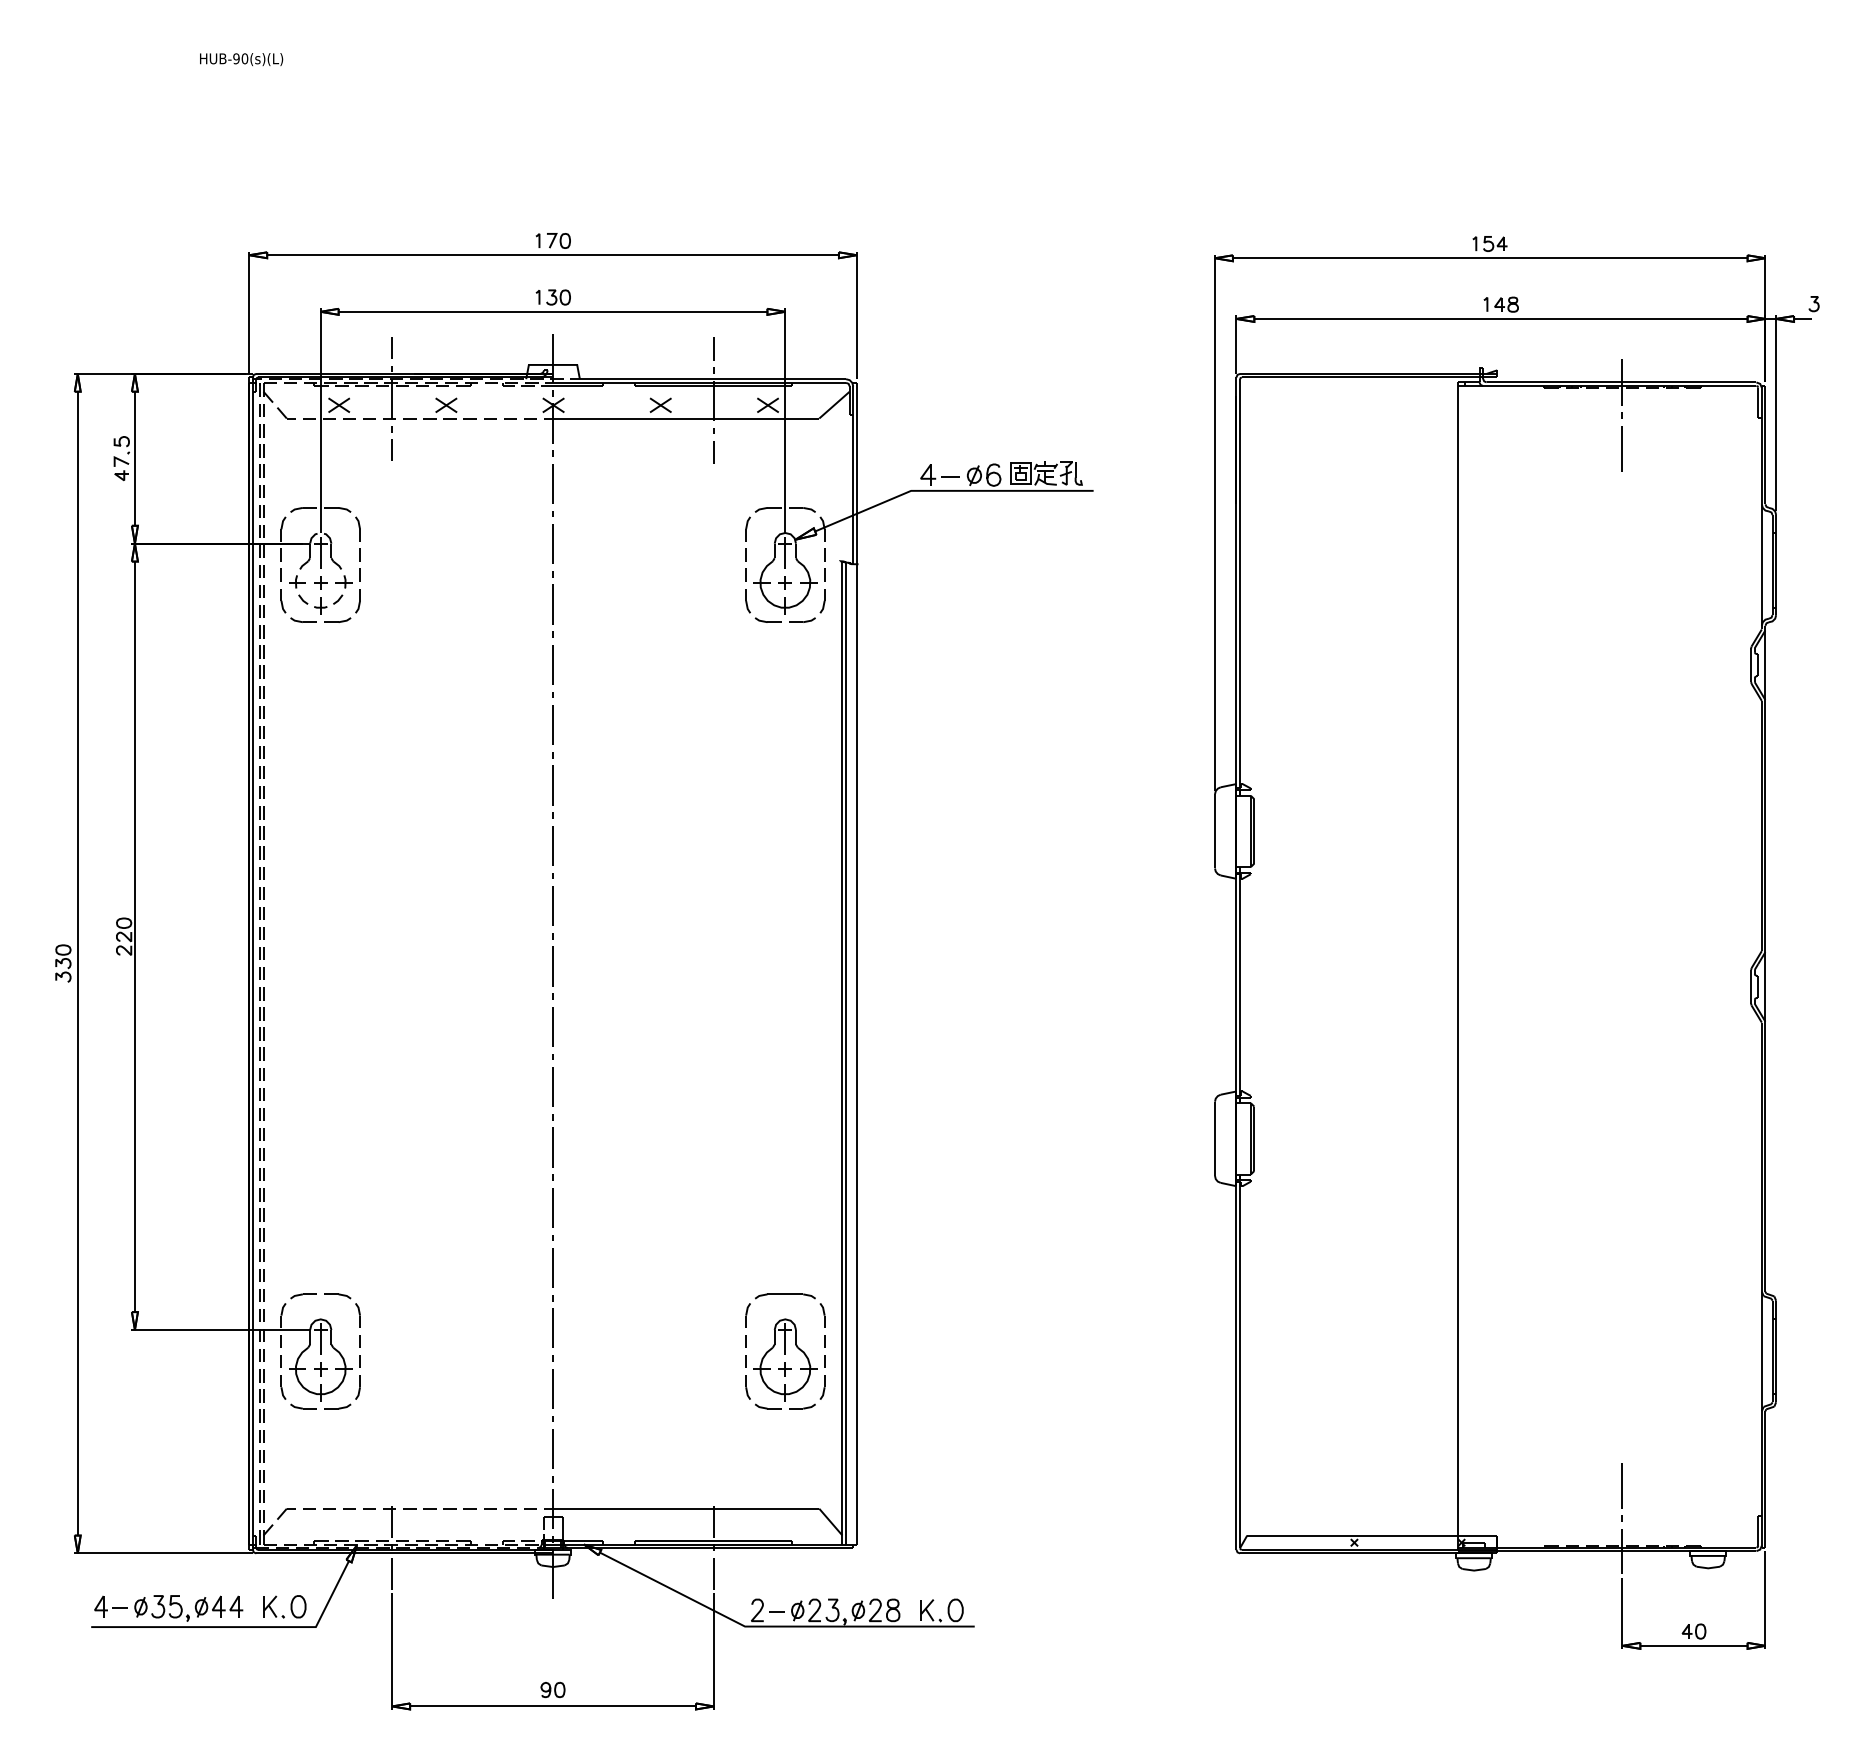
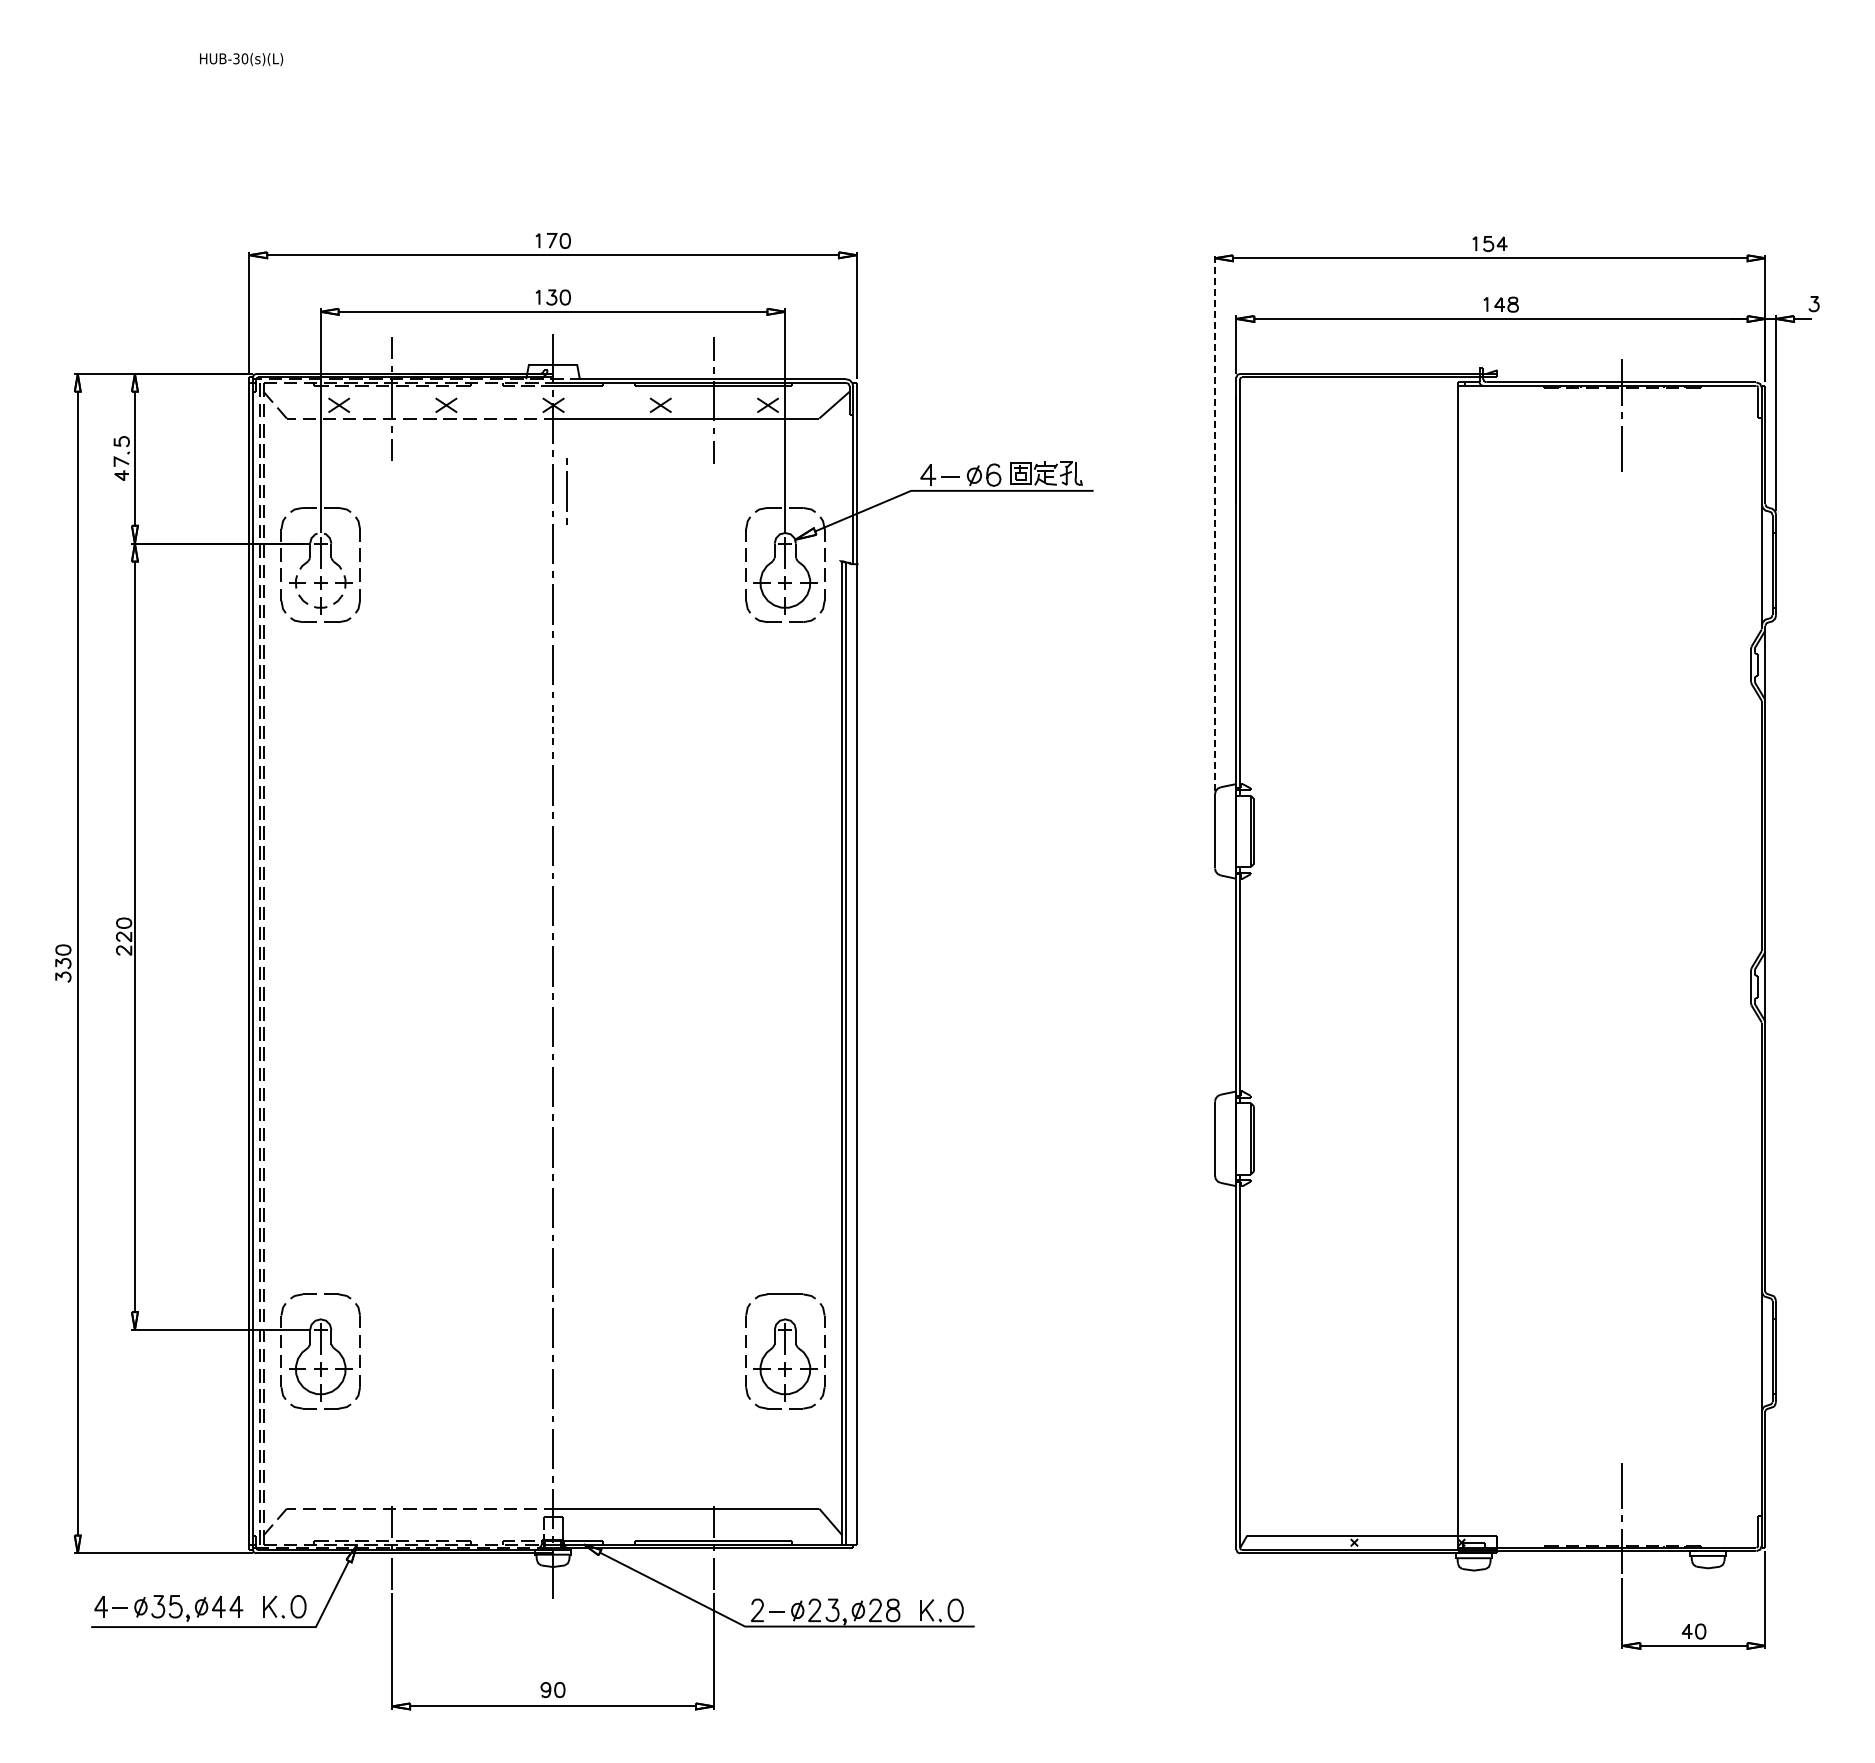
text: HUB-90(s)(L) -> HUB-30(s)(L) (236, 58)
line: none -> present (566, 491)
line: solid -> dashed (1215, 522)
line: solid -> dashed (553, 724)
